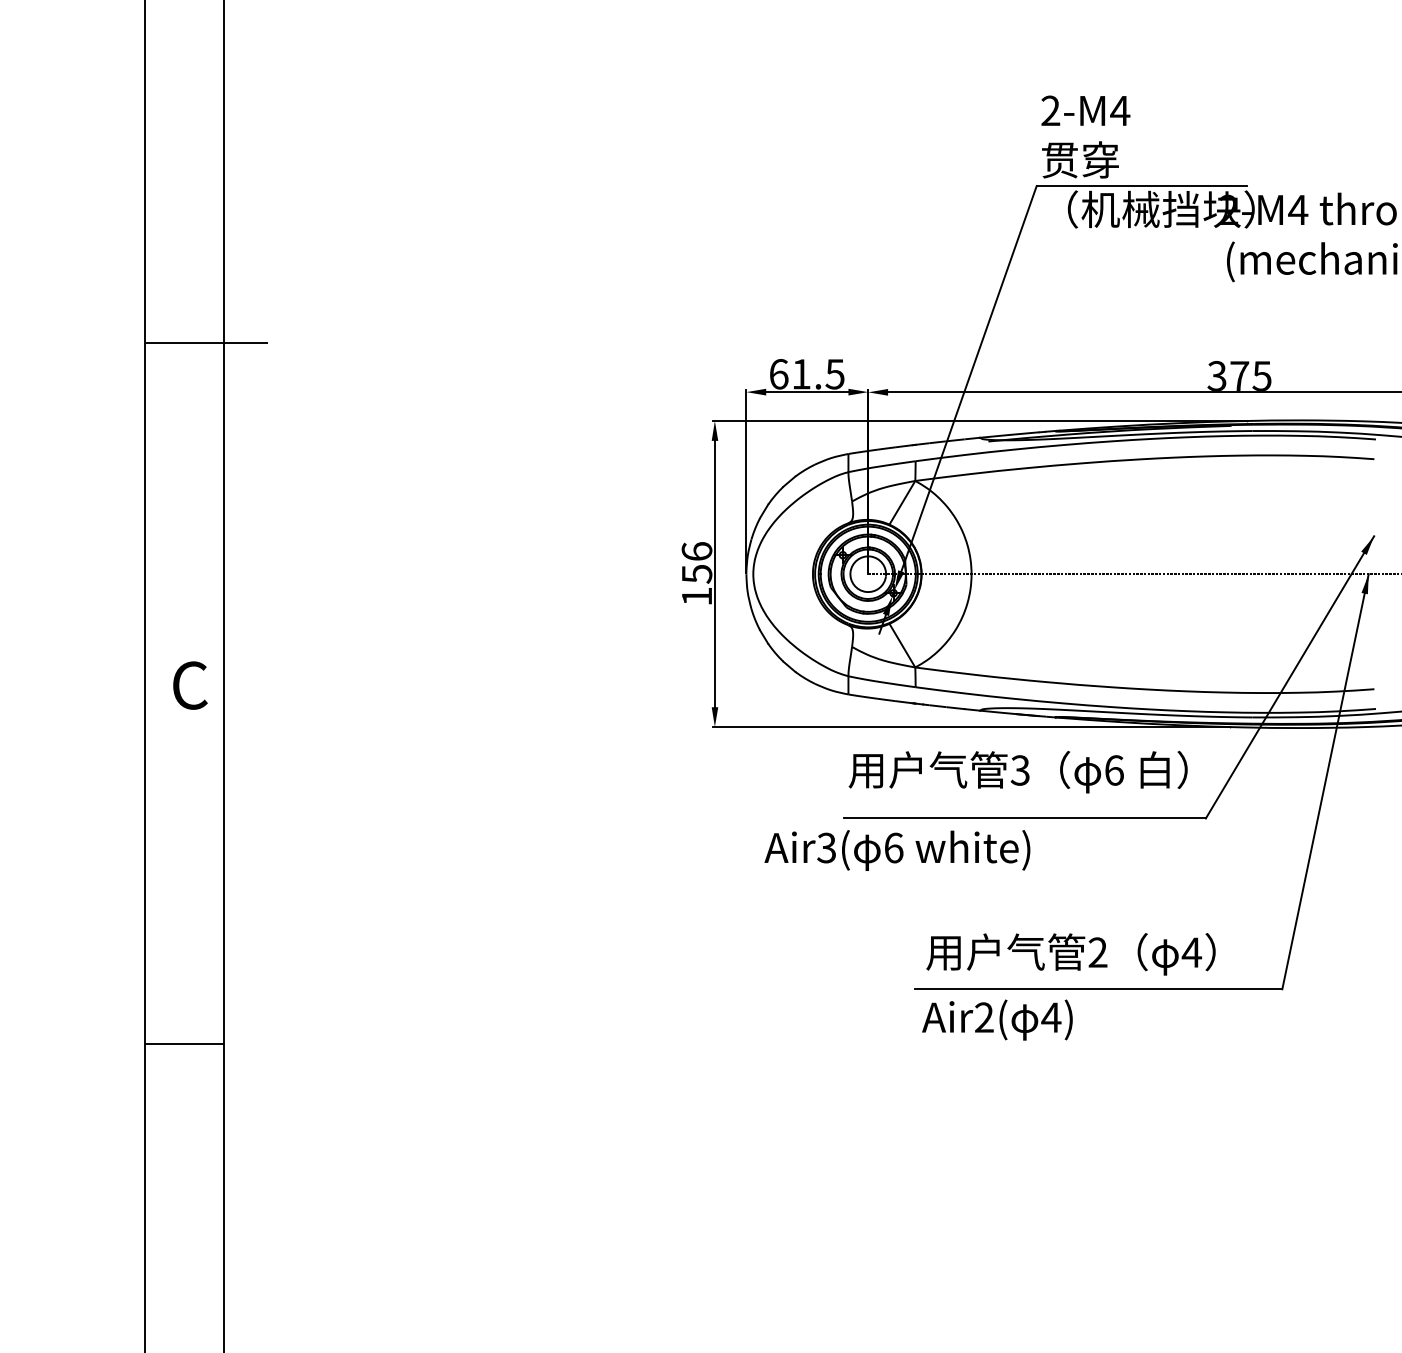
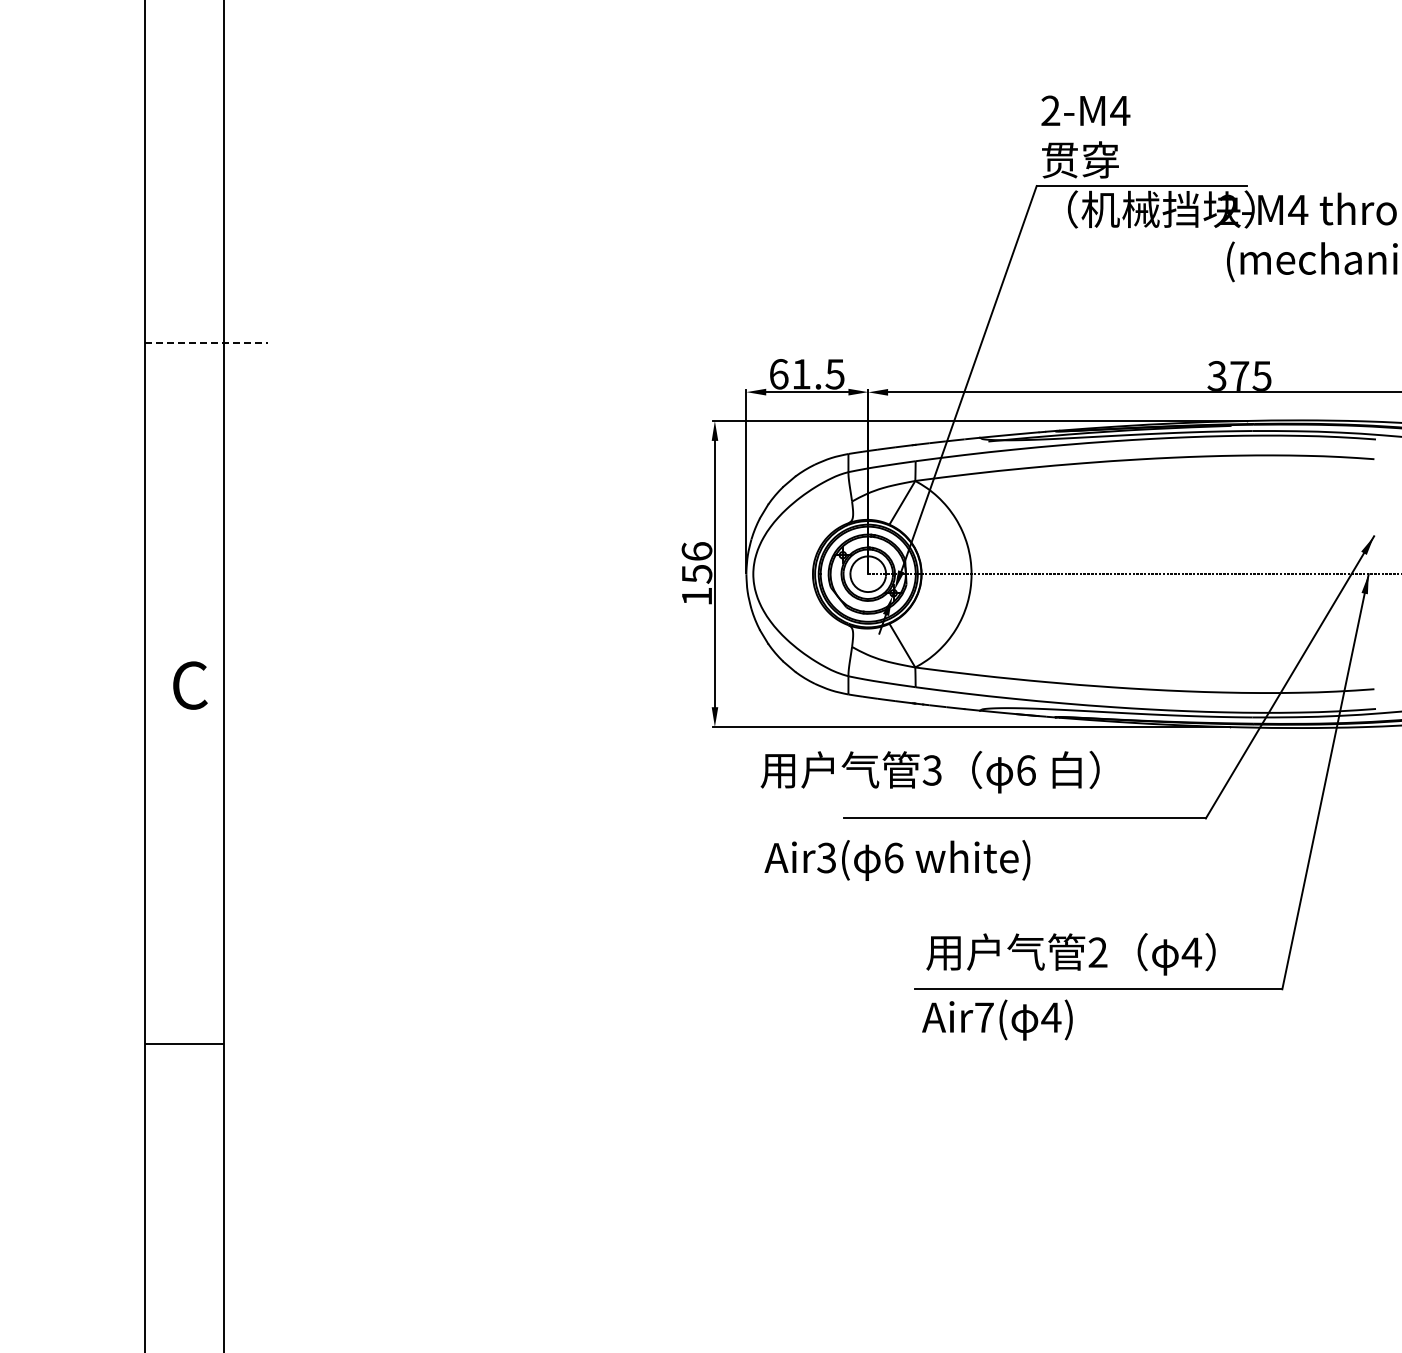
line: solid -> dashed (206, 343)
text position: (1017, 771) -> (929, 771) (929, 771)
text position: (897, 850) -> (897, 860) (897, 860)
text: Air2( -> Air7( (984, 1017)
